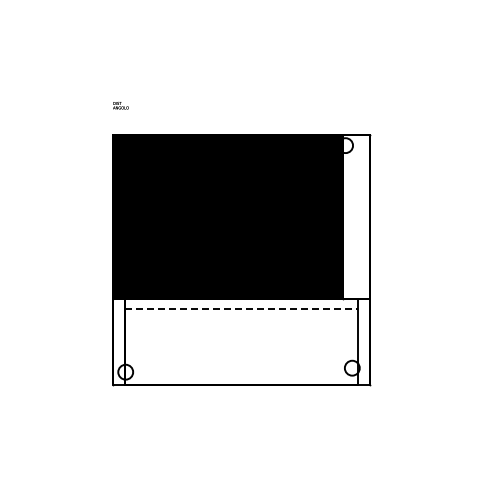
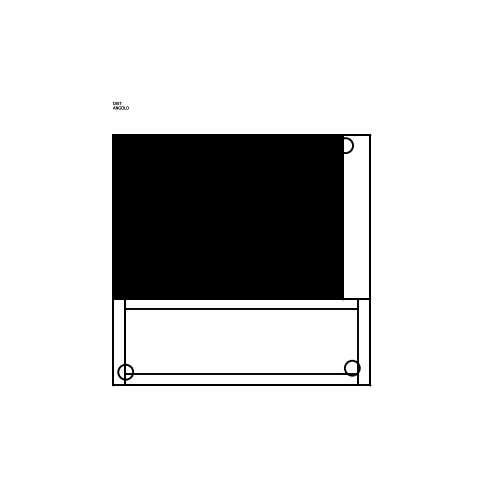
line: dashed -> solid (241, 309)
line: none -> present (241, 374)
